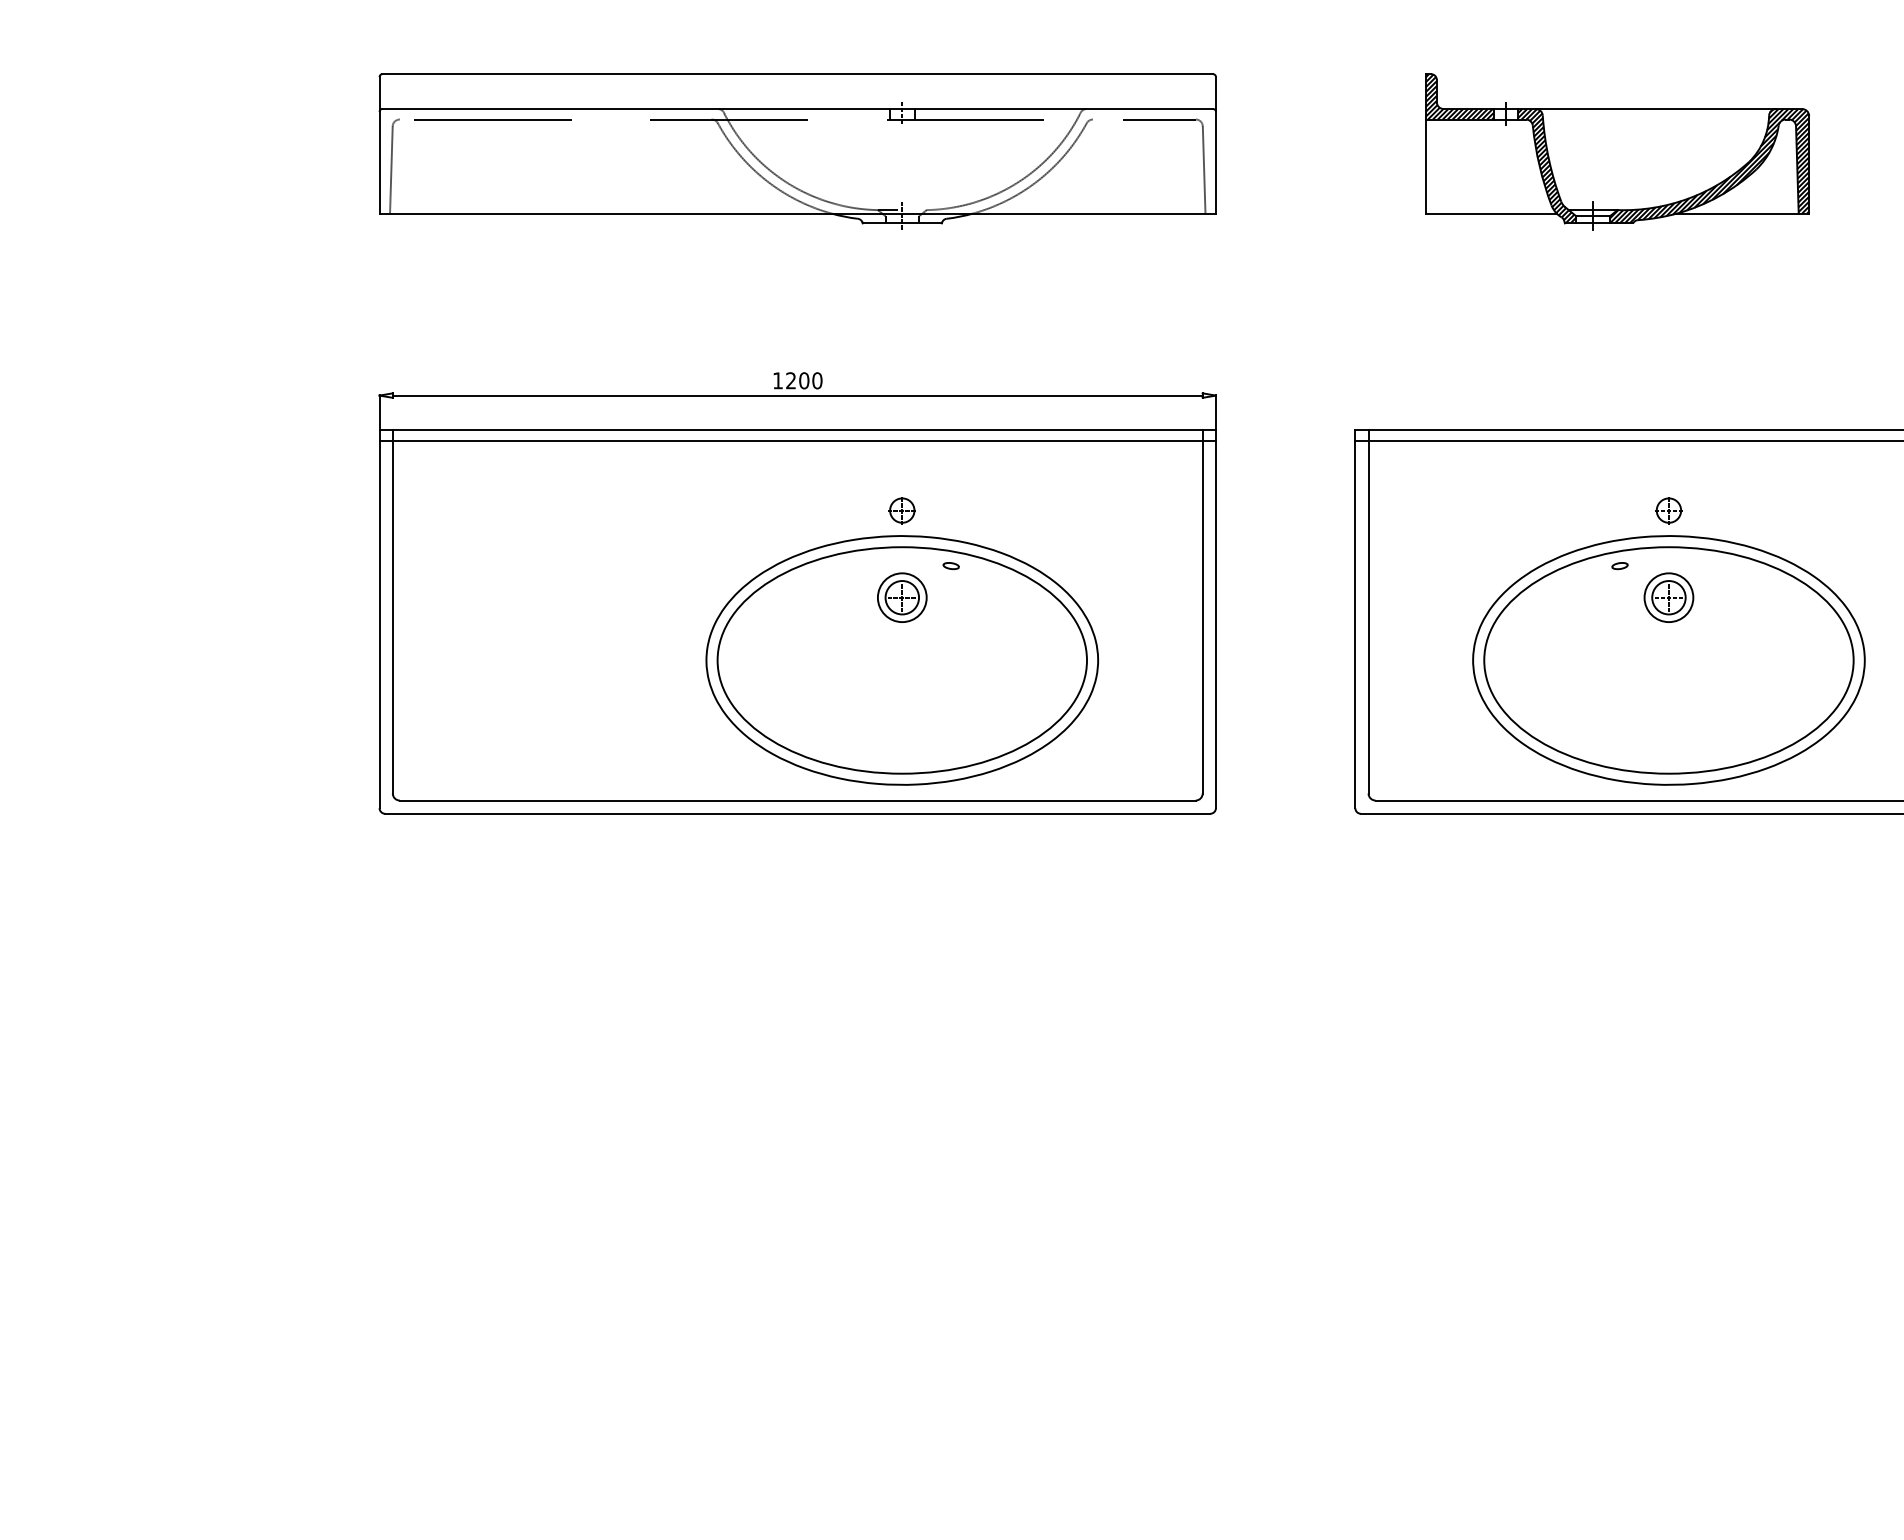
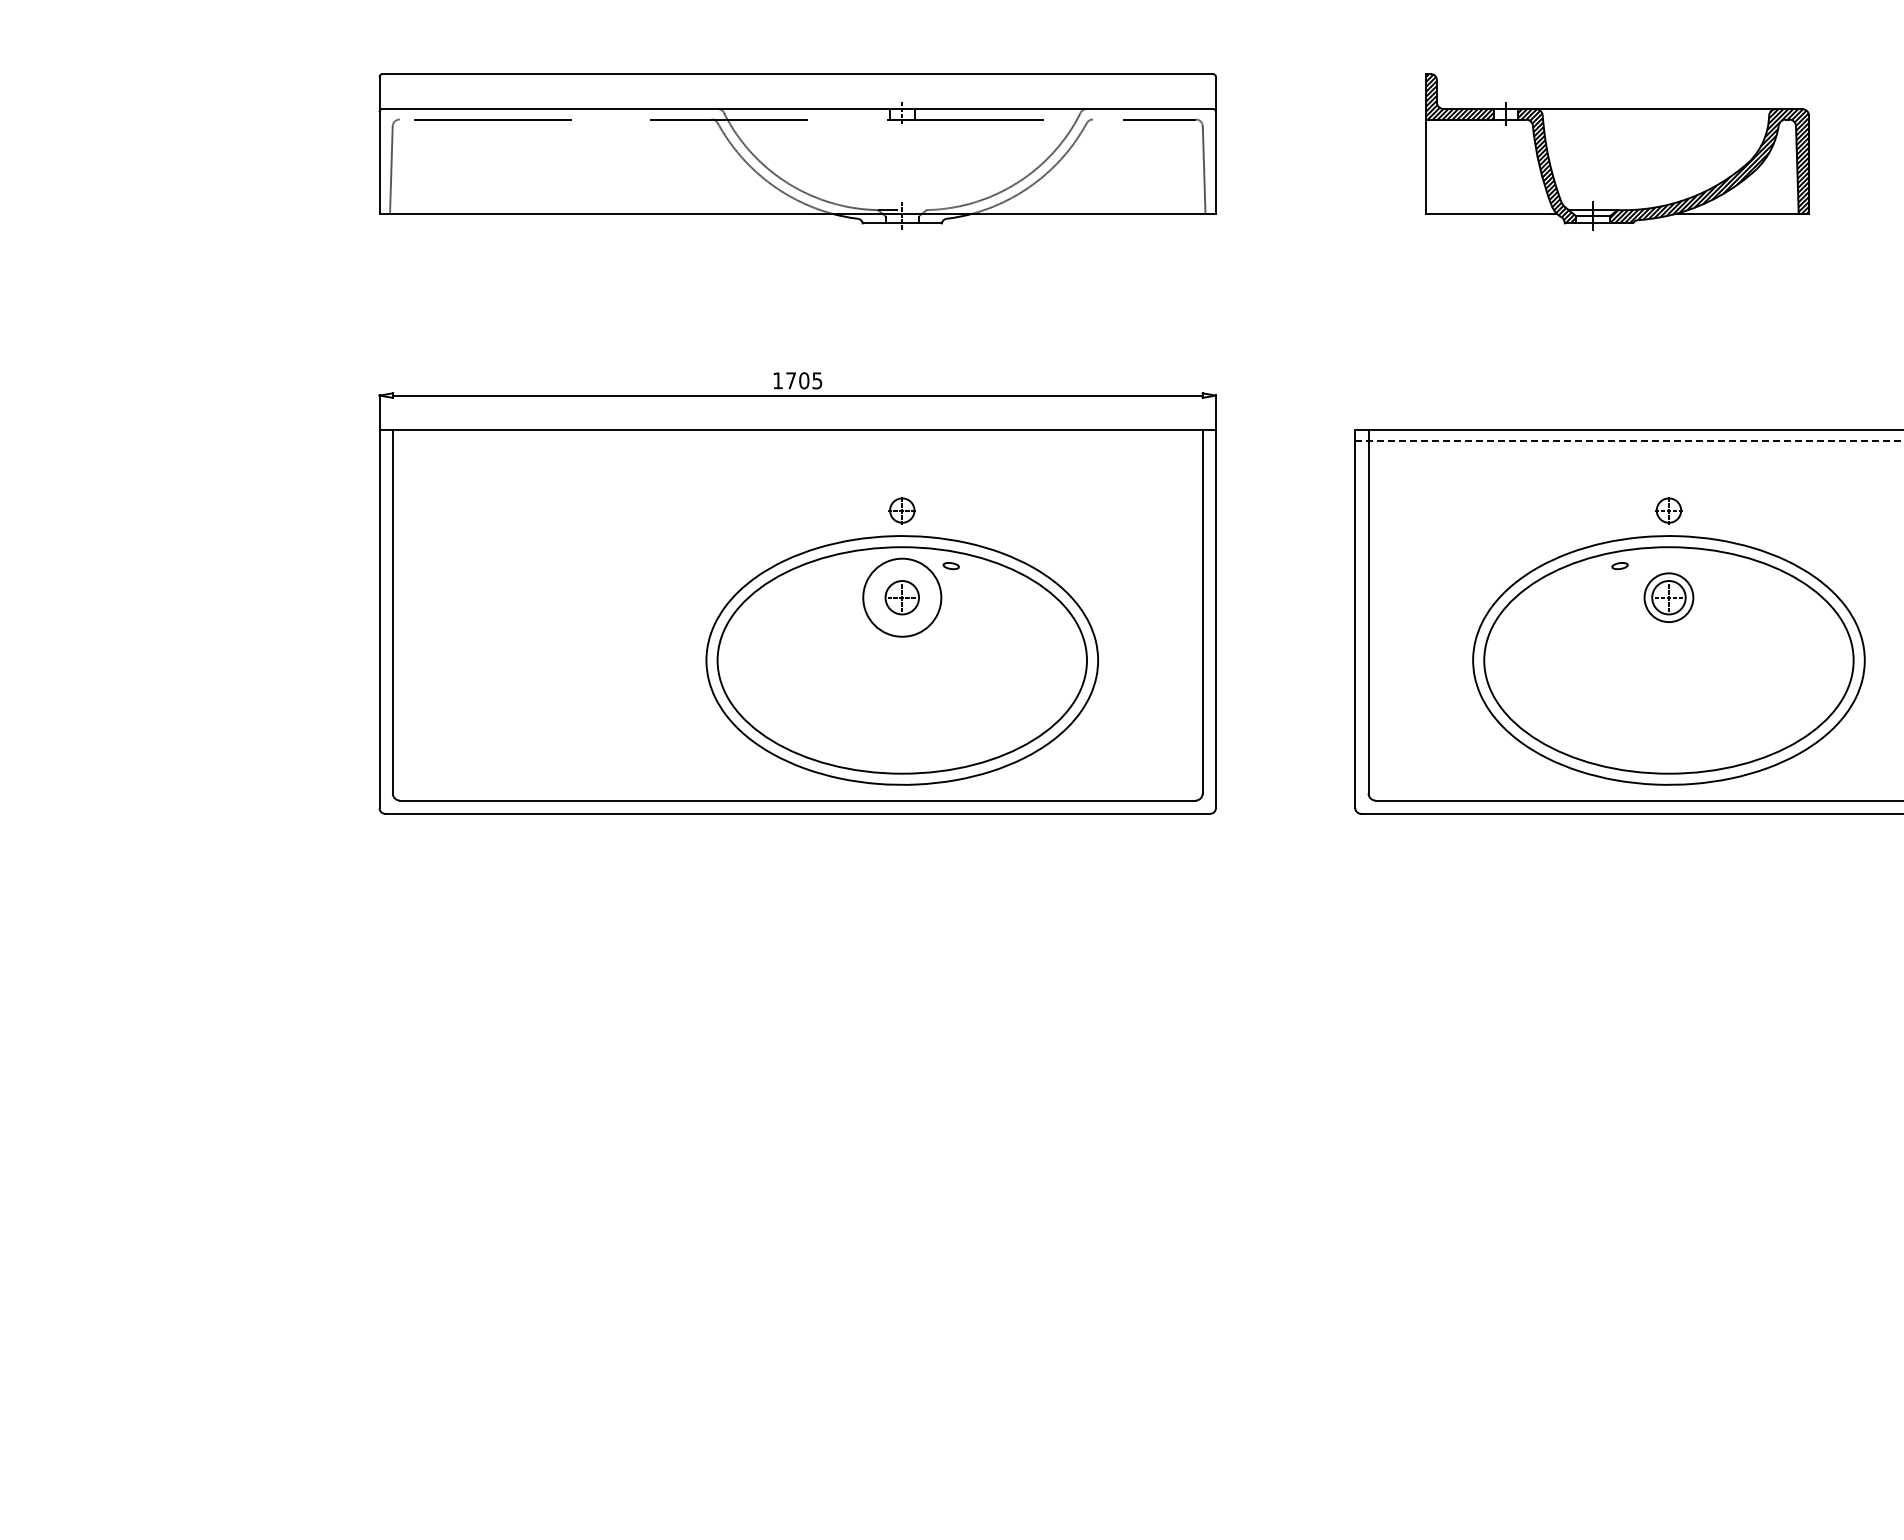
text: 1200 -> 1705 (804, 380)
line: present -> none (797, 440)
line: solid -> dashed (1630, 440)
circle diameter: 49 px -> 78 px (902, 597)
